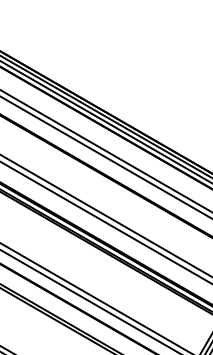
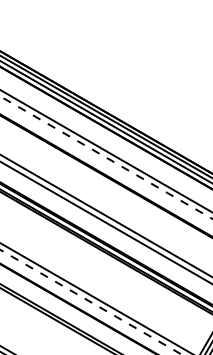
line: solid -> dashed (106, 157)
line: solid -> dashed (90, 302)
